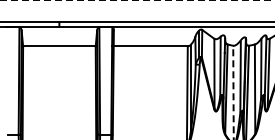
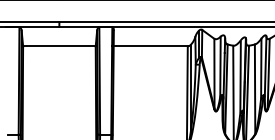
line: dashed -> solid (137, 0)
line: dashed -> solid (233, 92)
